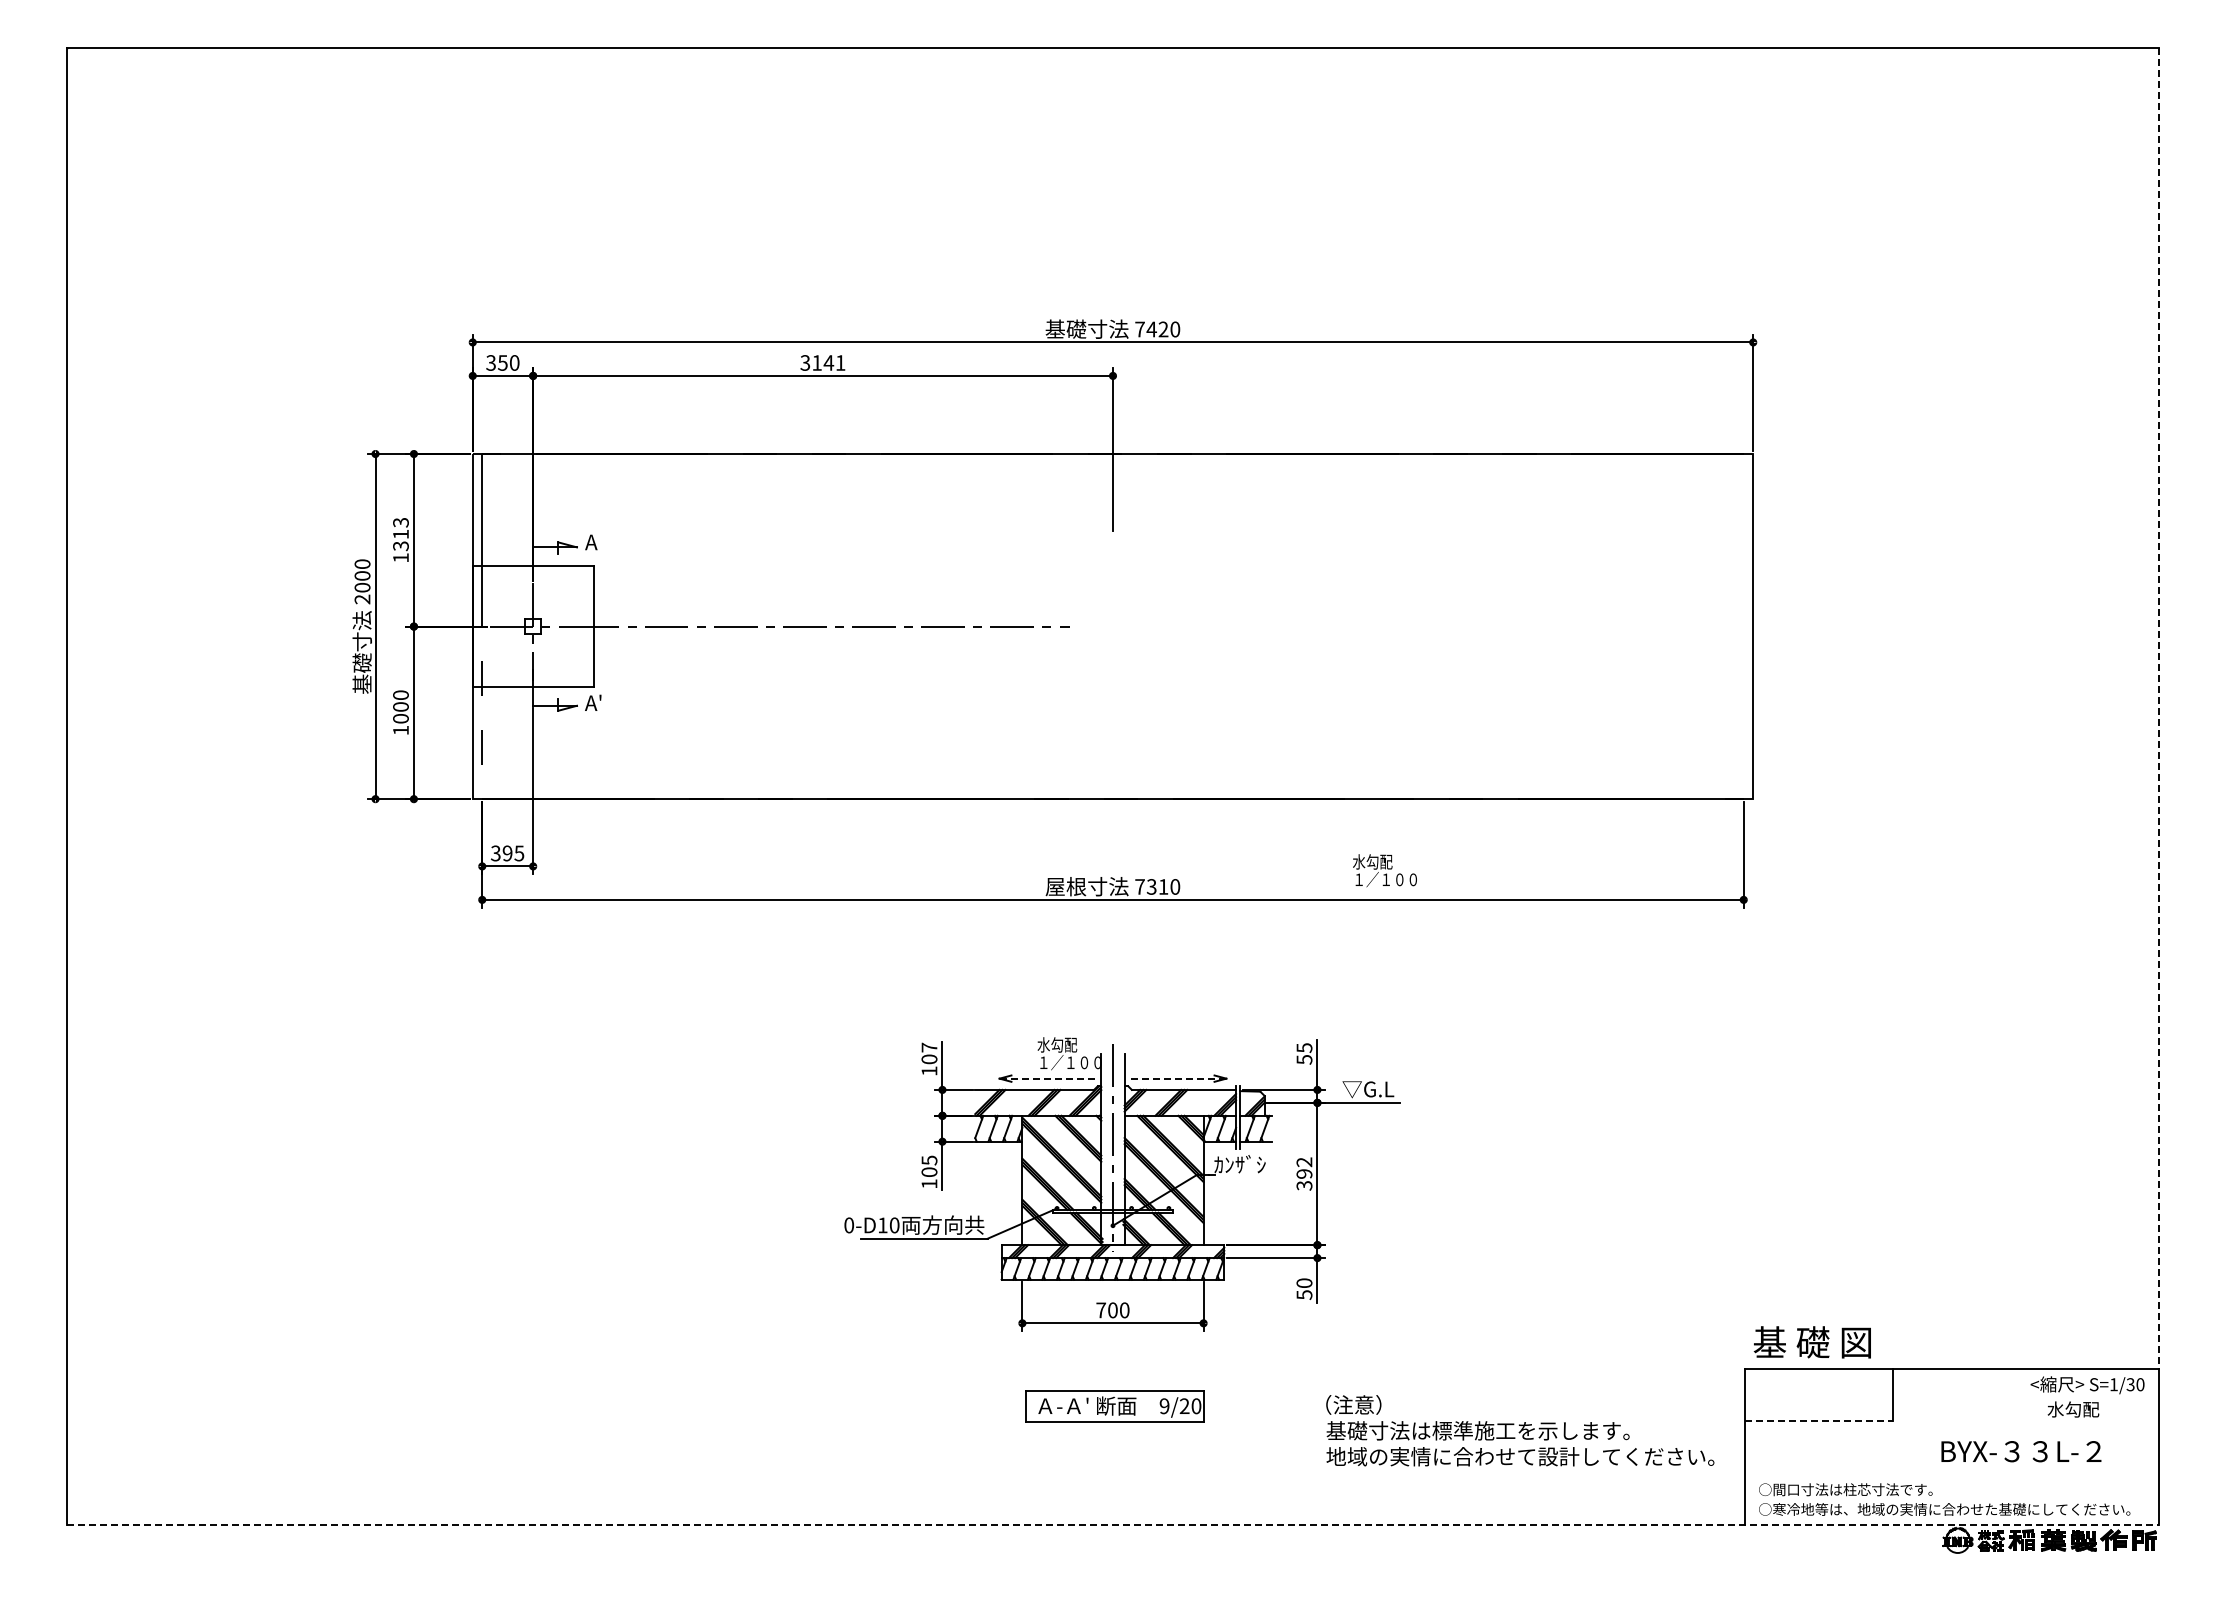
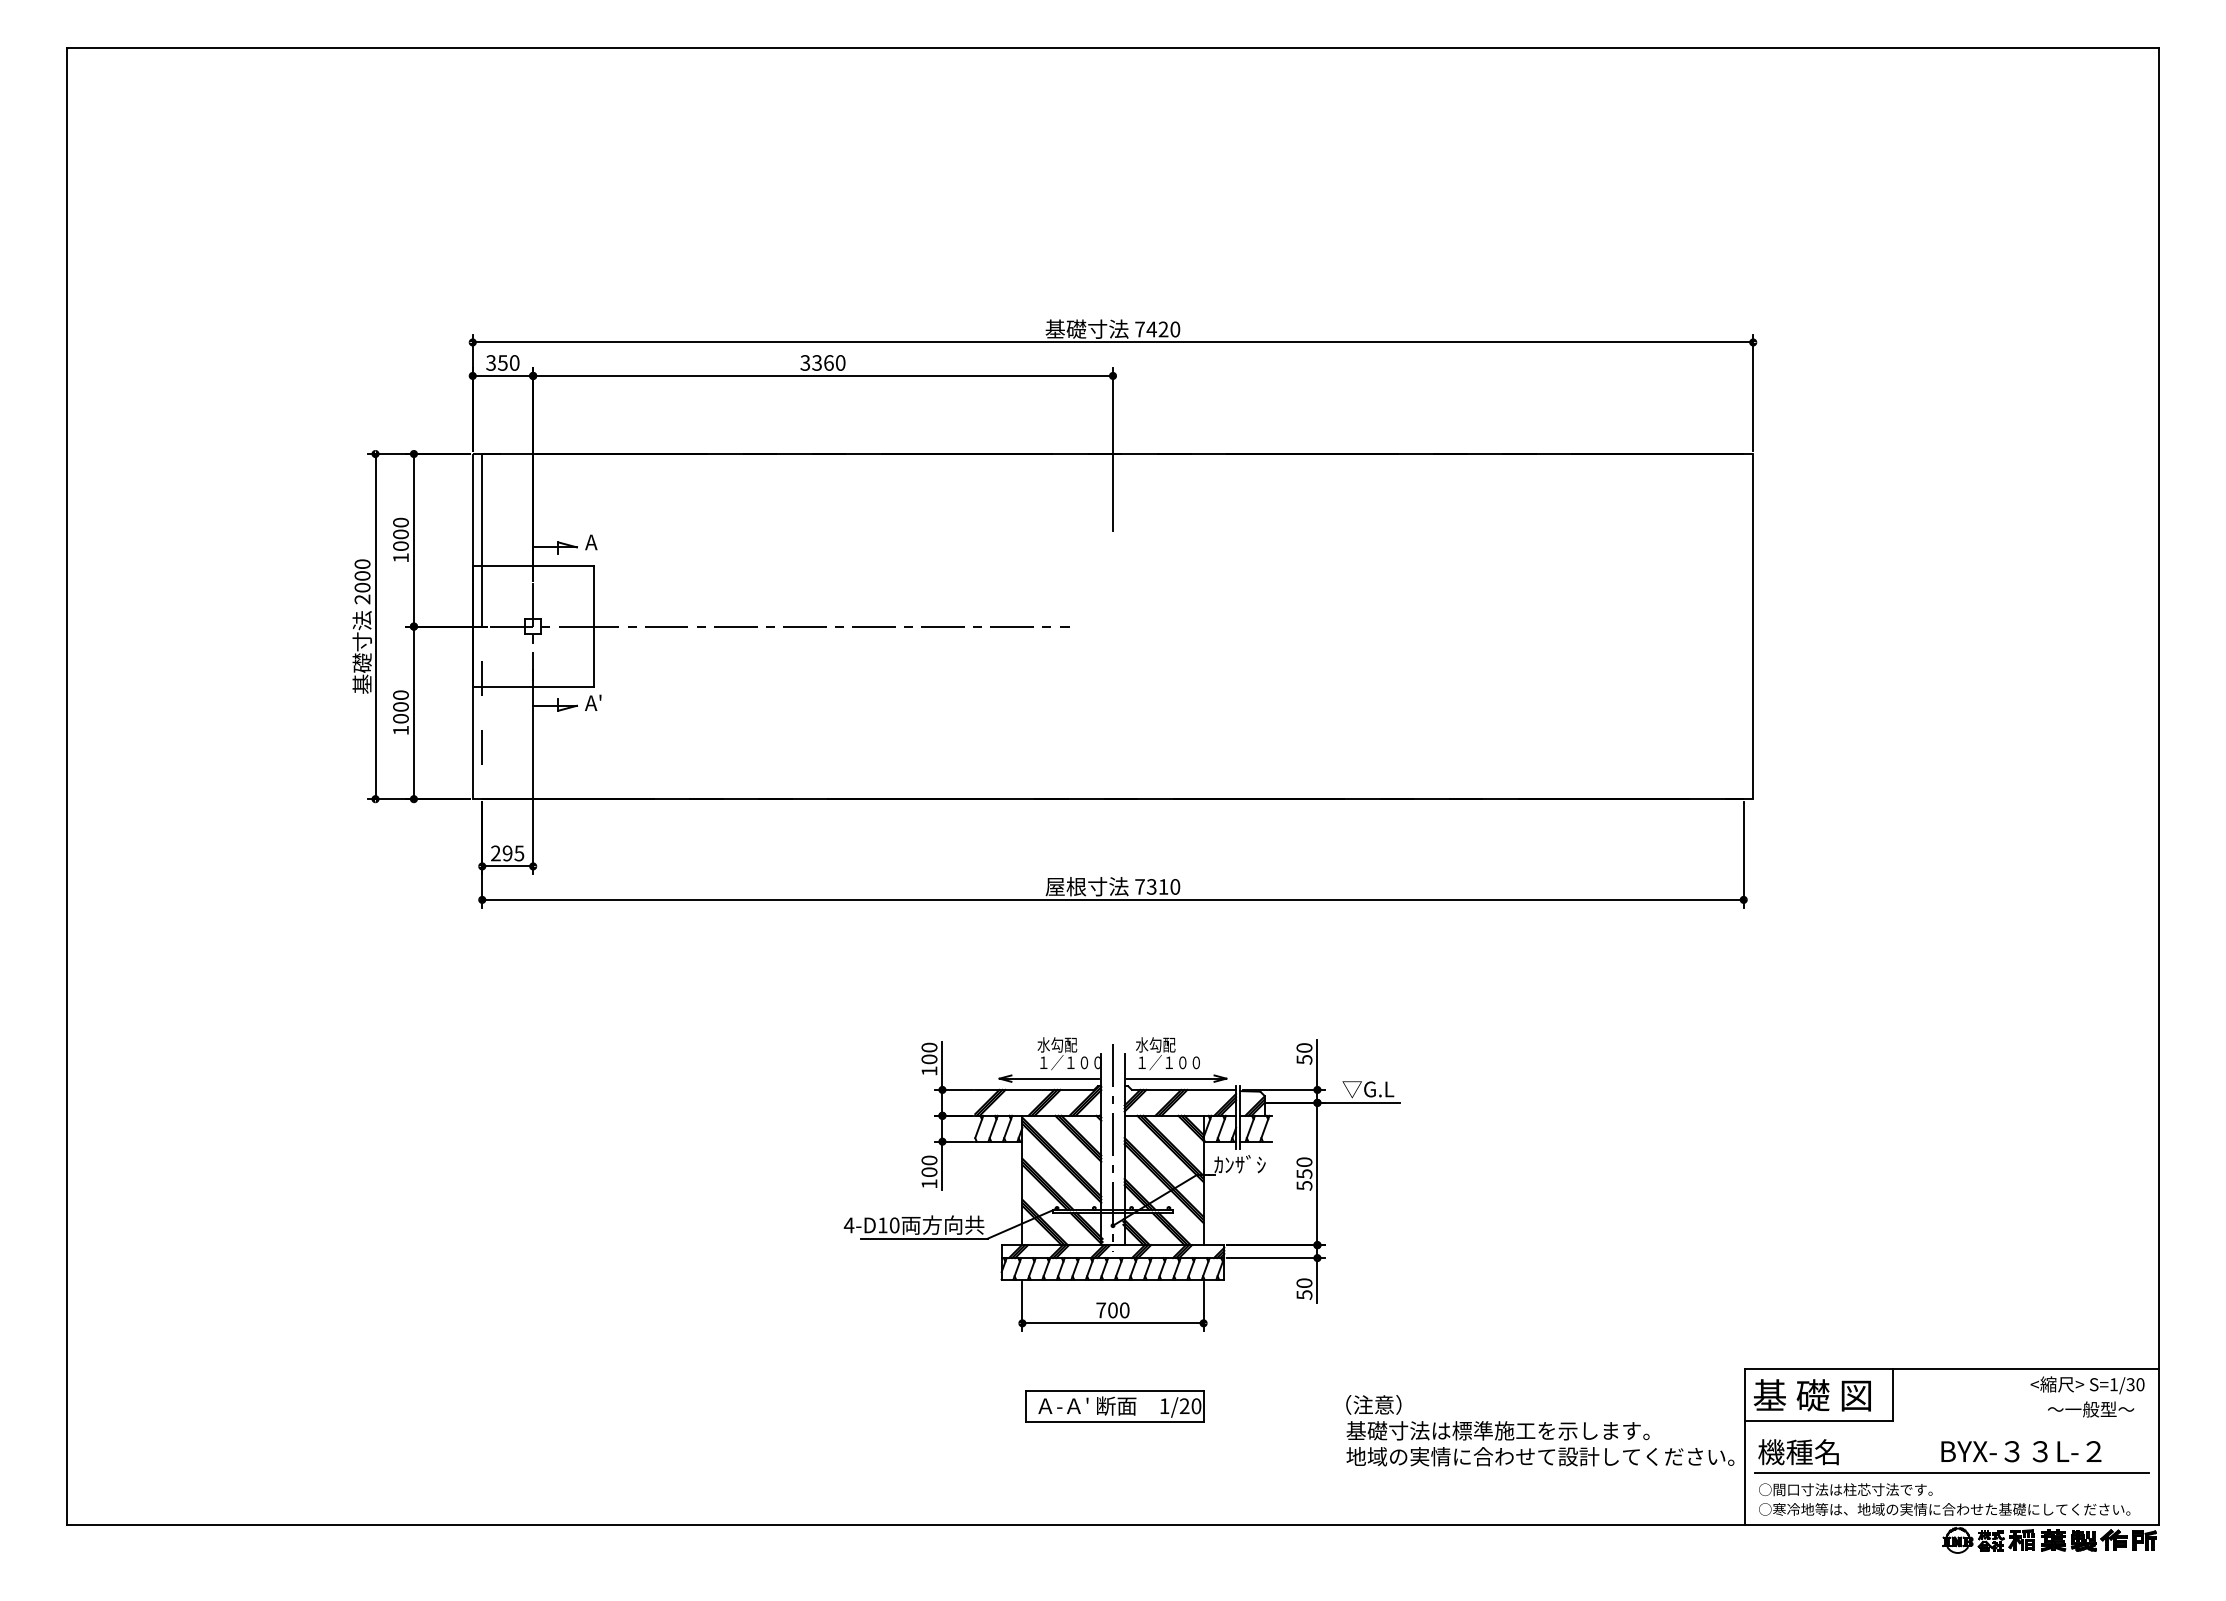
text: 3141 -> 3360 (828, 362)
text: 1313 -> 1000 (400, 534)
line: dashed -> solid (2159, 708)
text: 395 -> 295 (495, 853)
text position: (1384, 870) -> (1167, 1053) (1167, 1053)
text: 107 -> 100 (929, 1047)
text: 55 -> 50 (1304, 1048)
line: dashed -> solid (1049, 1078)
line: dashed -> solid (1176, 1078)
text: 105 -> 100 (929, 1160)
text: 392 -> 550 (1304, 1173)
text: 0-D10 -> 4-D10 (848, 1225)
text position: (1811, 1342) -> (1811, 1395) (1811, 1395)
text: 9/20 -> 1/20 (1164, 1406)
text: 水勾配 -> ～一般型～ (2090, 1409)
line: dashed -> solid (1819, 1421)
text position: (1520, 1430) -> (1540, 1430) (1540, 1430)
part: none -> present (1951, 1472)
line: dashed -> solid (1113, 1524)
